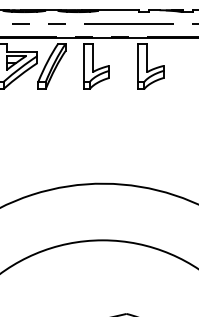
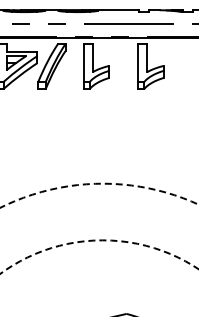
arc: solid -> dashed (95, 183)
circle: solid -> dashed (99, 256)
